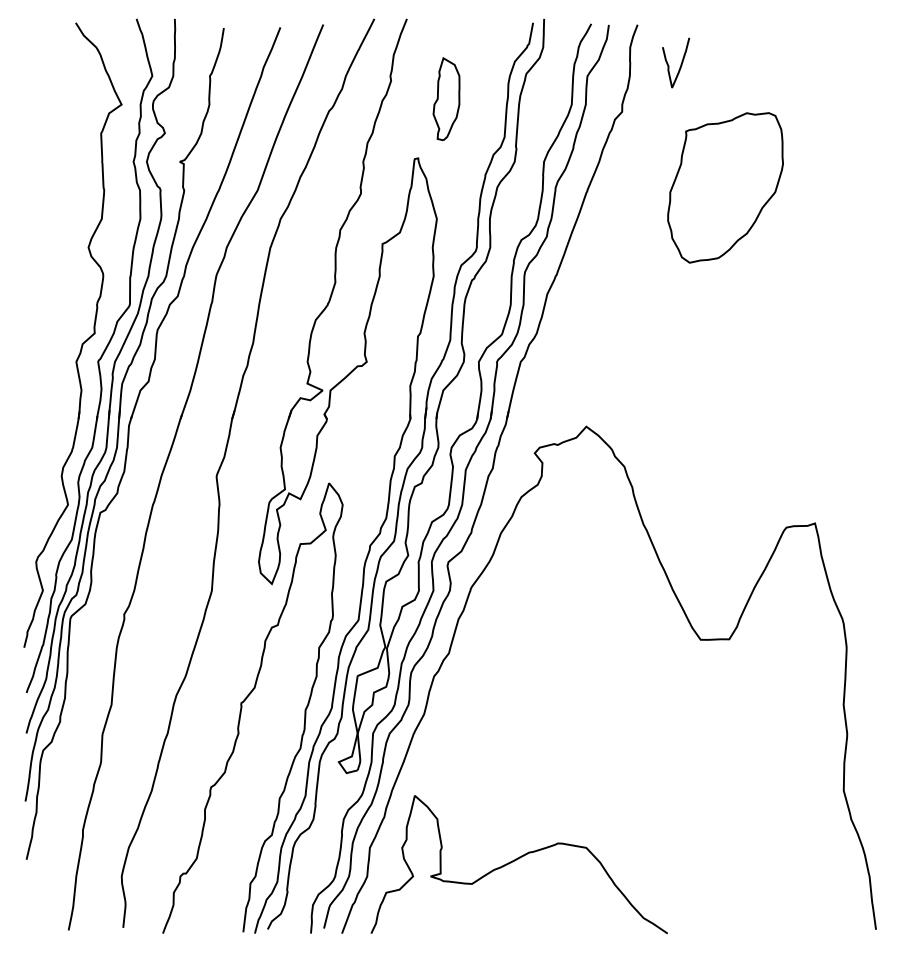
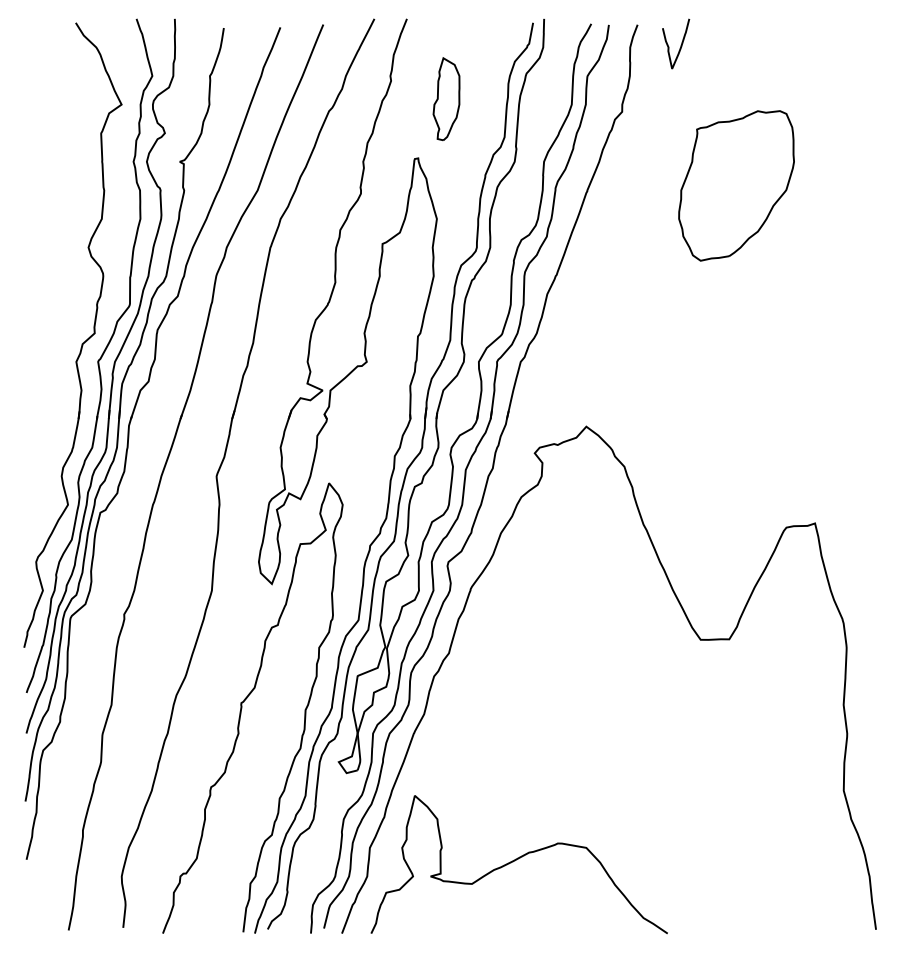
curve position: (680, 64) -> (680, 45) (680, 45)
part position: (725, 187) -> (736, 185) (736, 185)
